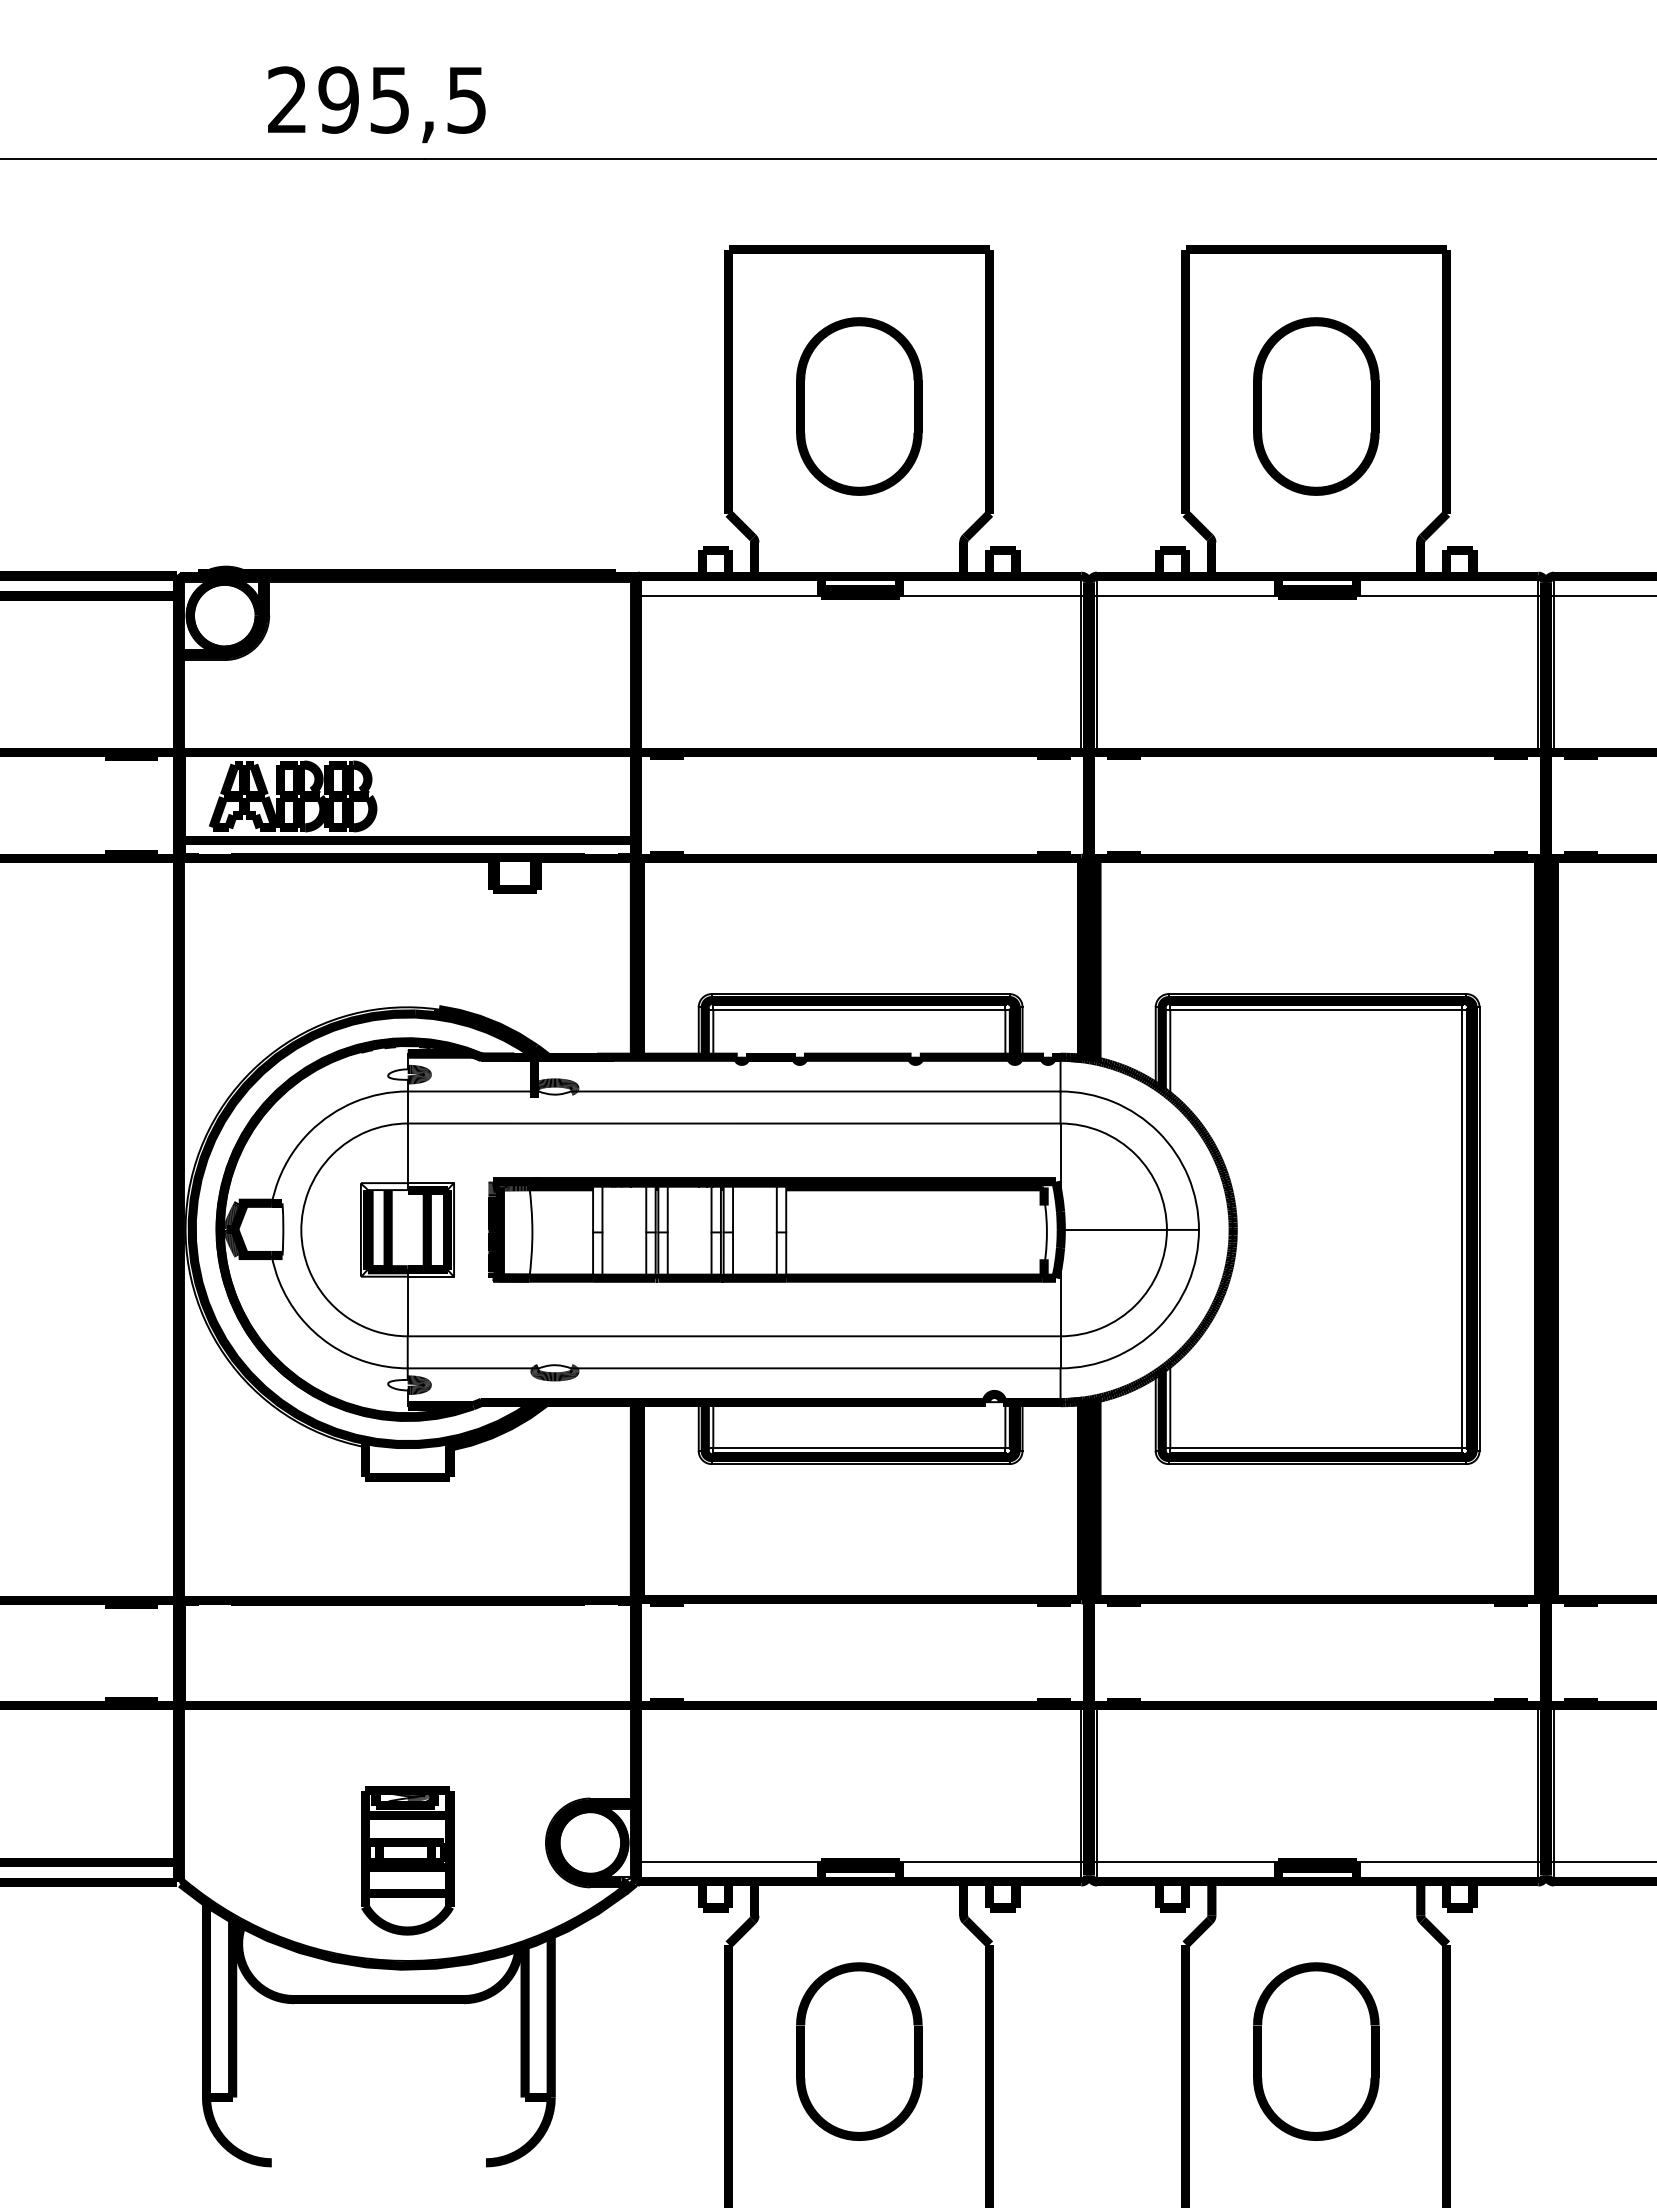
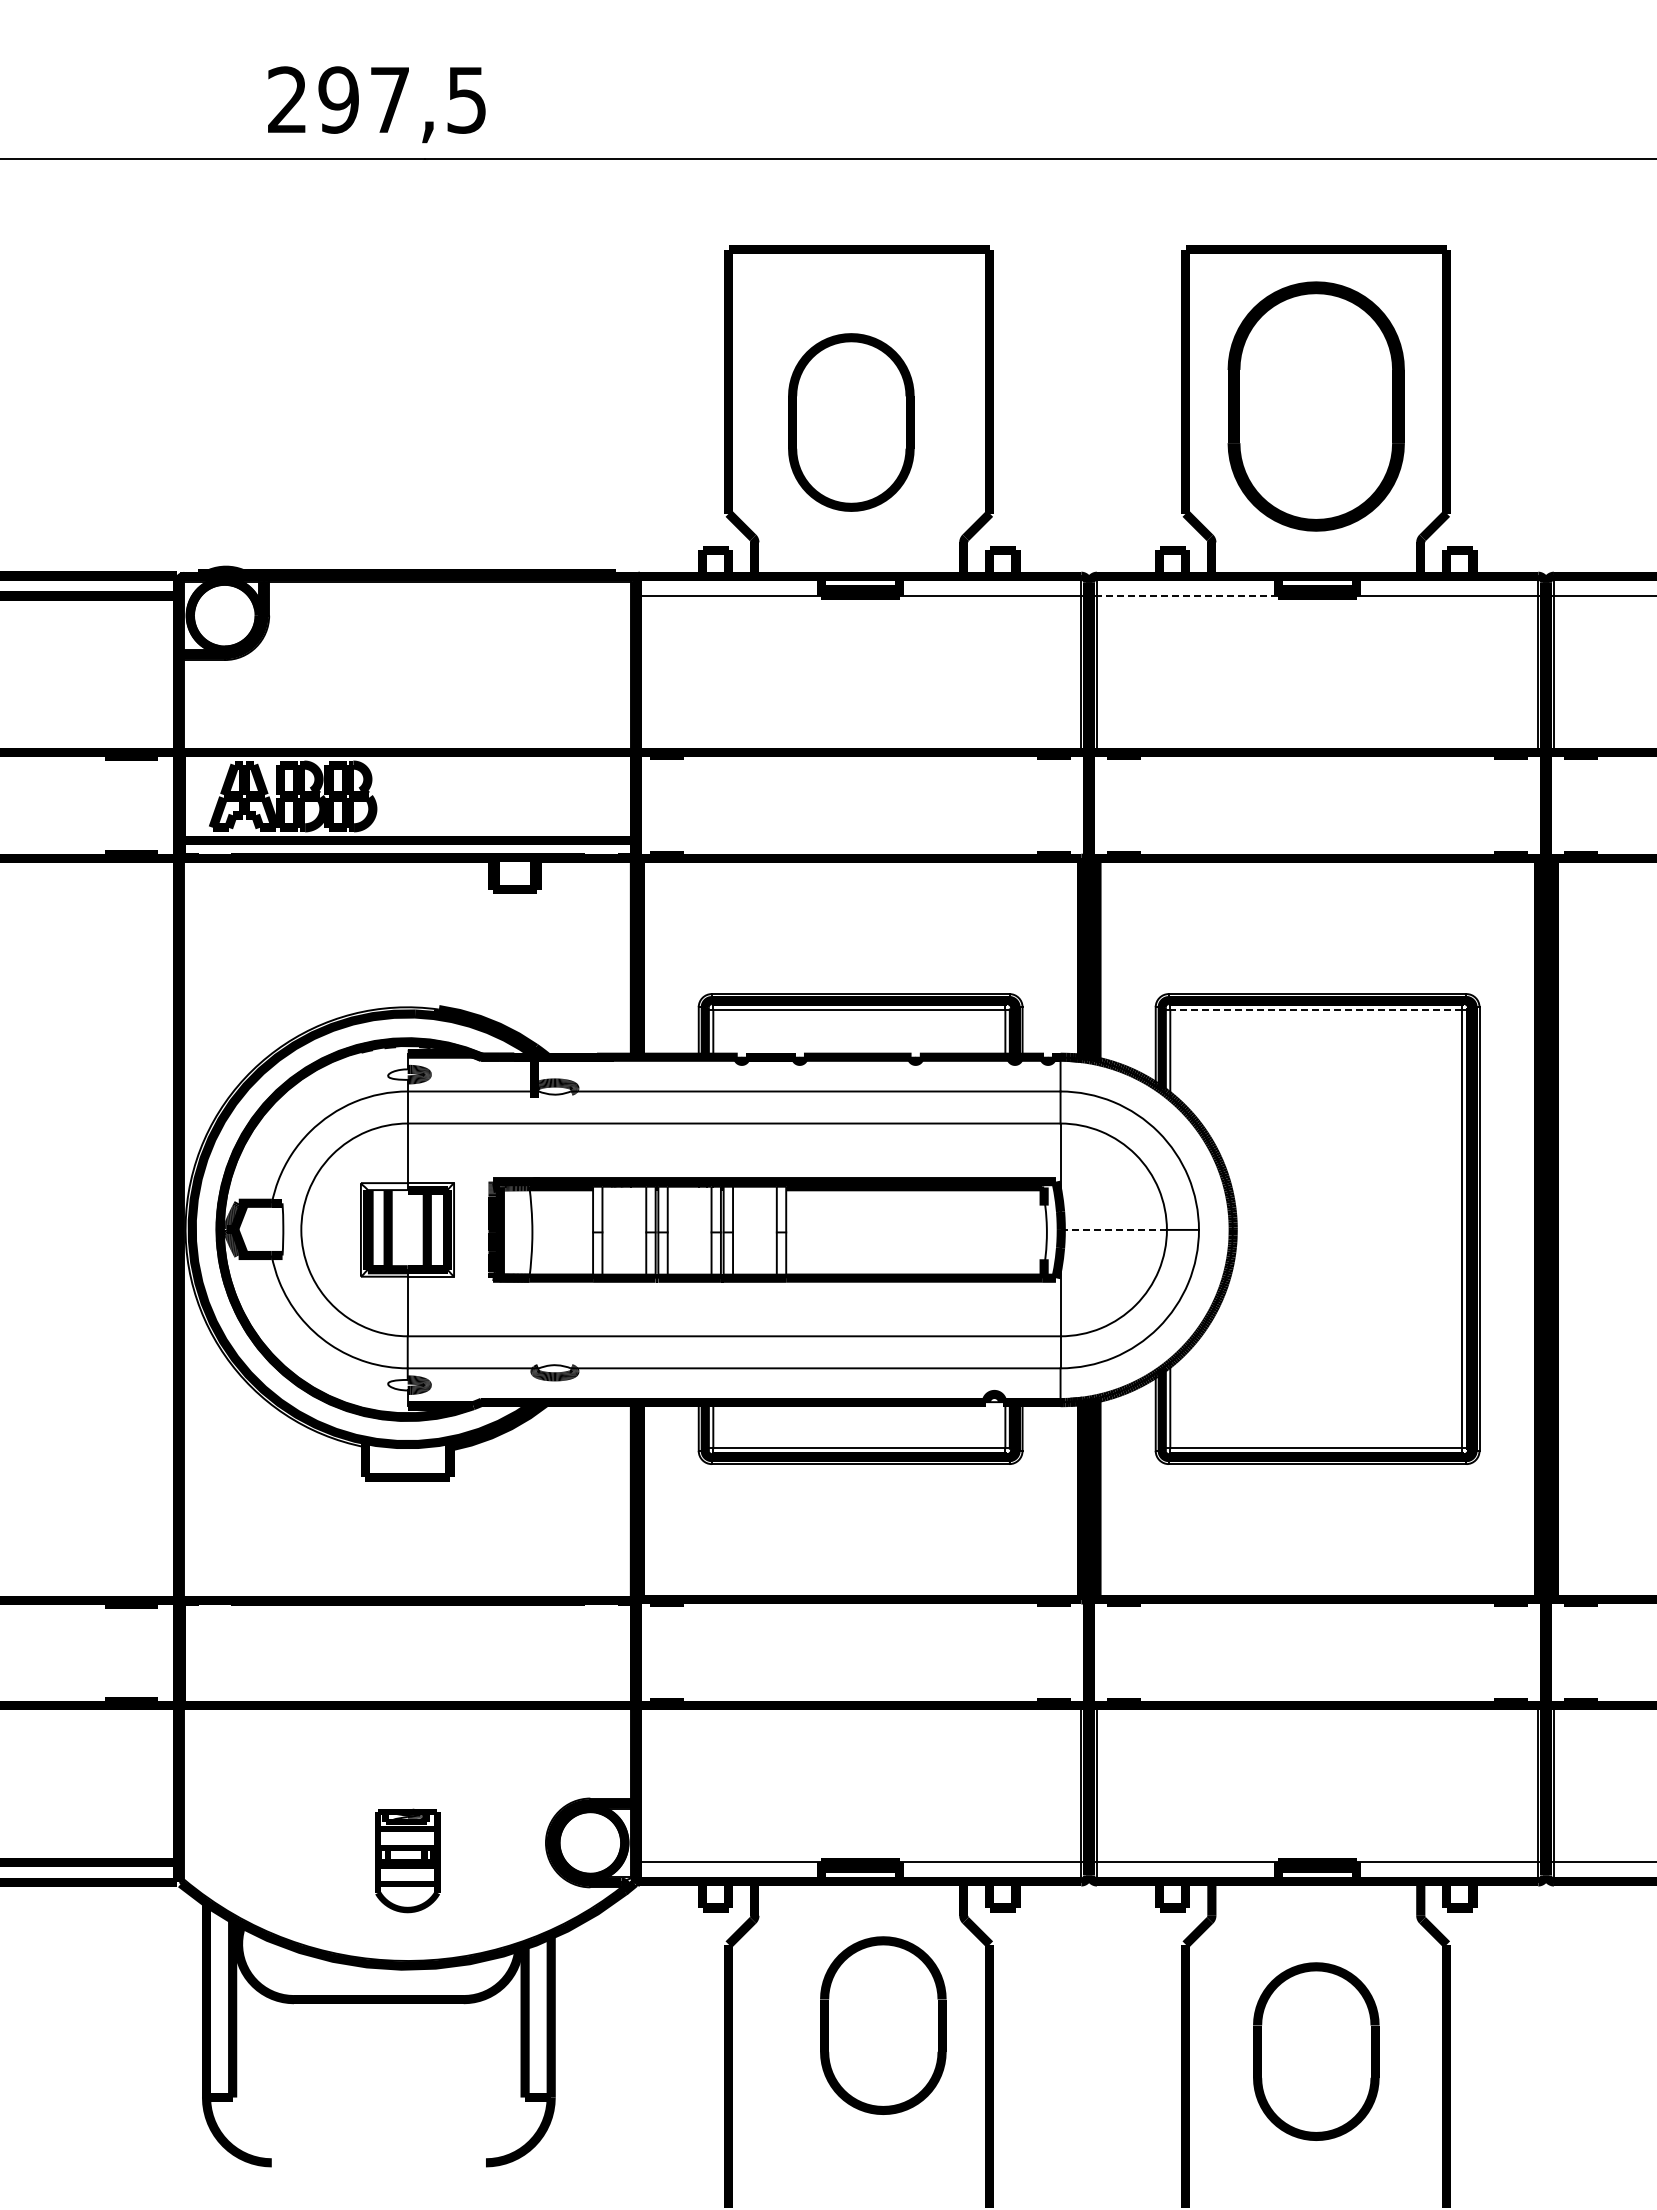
text: 295,5 -> 297,5 (389, 100)
part position: (859, 406) -> (851, 422) (851, 422)
part size: 127x179 px -> 178x251 px (1315, 406)
line: solid -> dashed (1187, 595)
line: solid -> dashed (1315, 1009)
line: solid -> dashed (1114, 1229)
part size: 94x150 px -> 66x106 px (407, 1860)
part position: (859, 2051) -> (883, 2025) (883, 2025)
